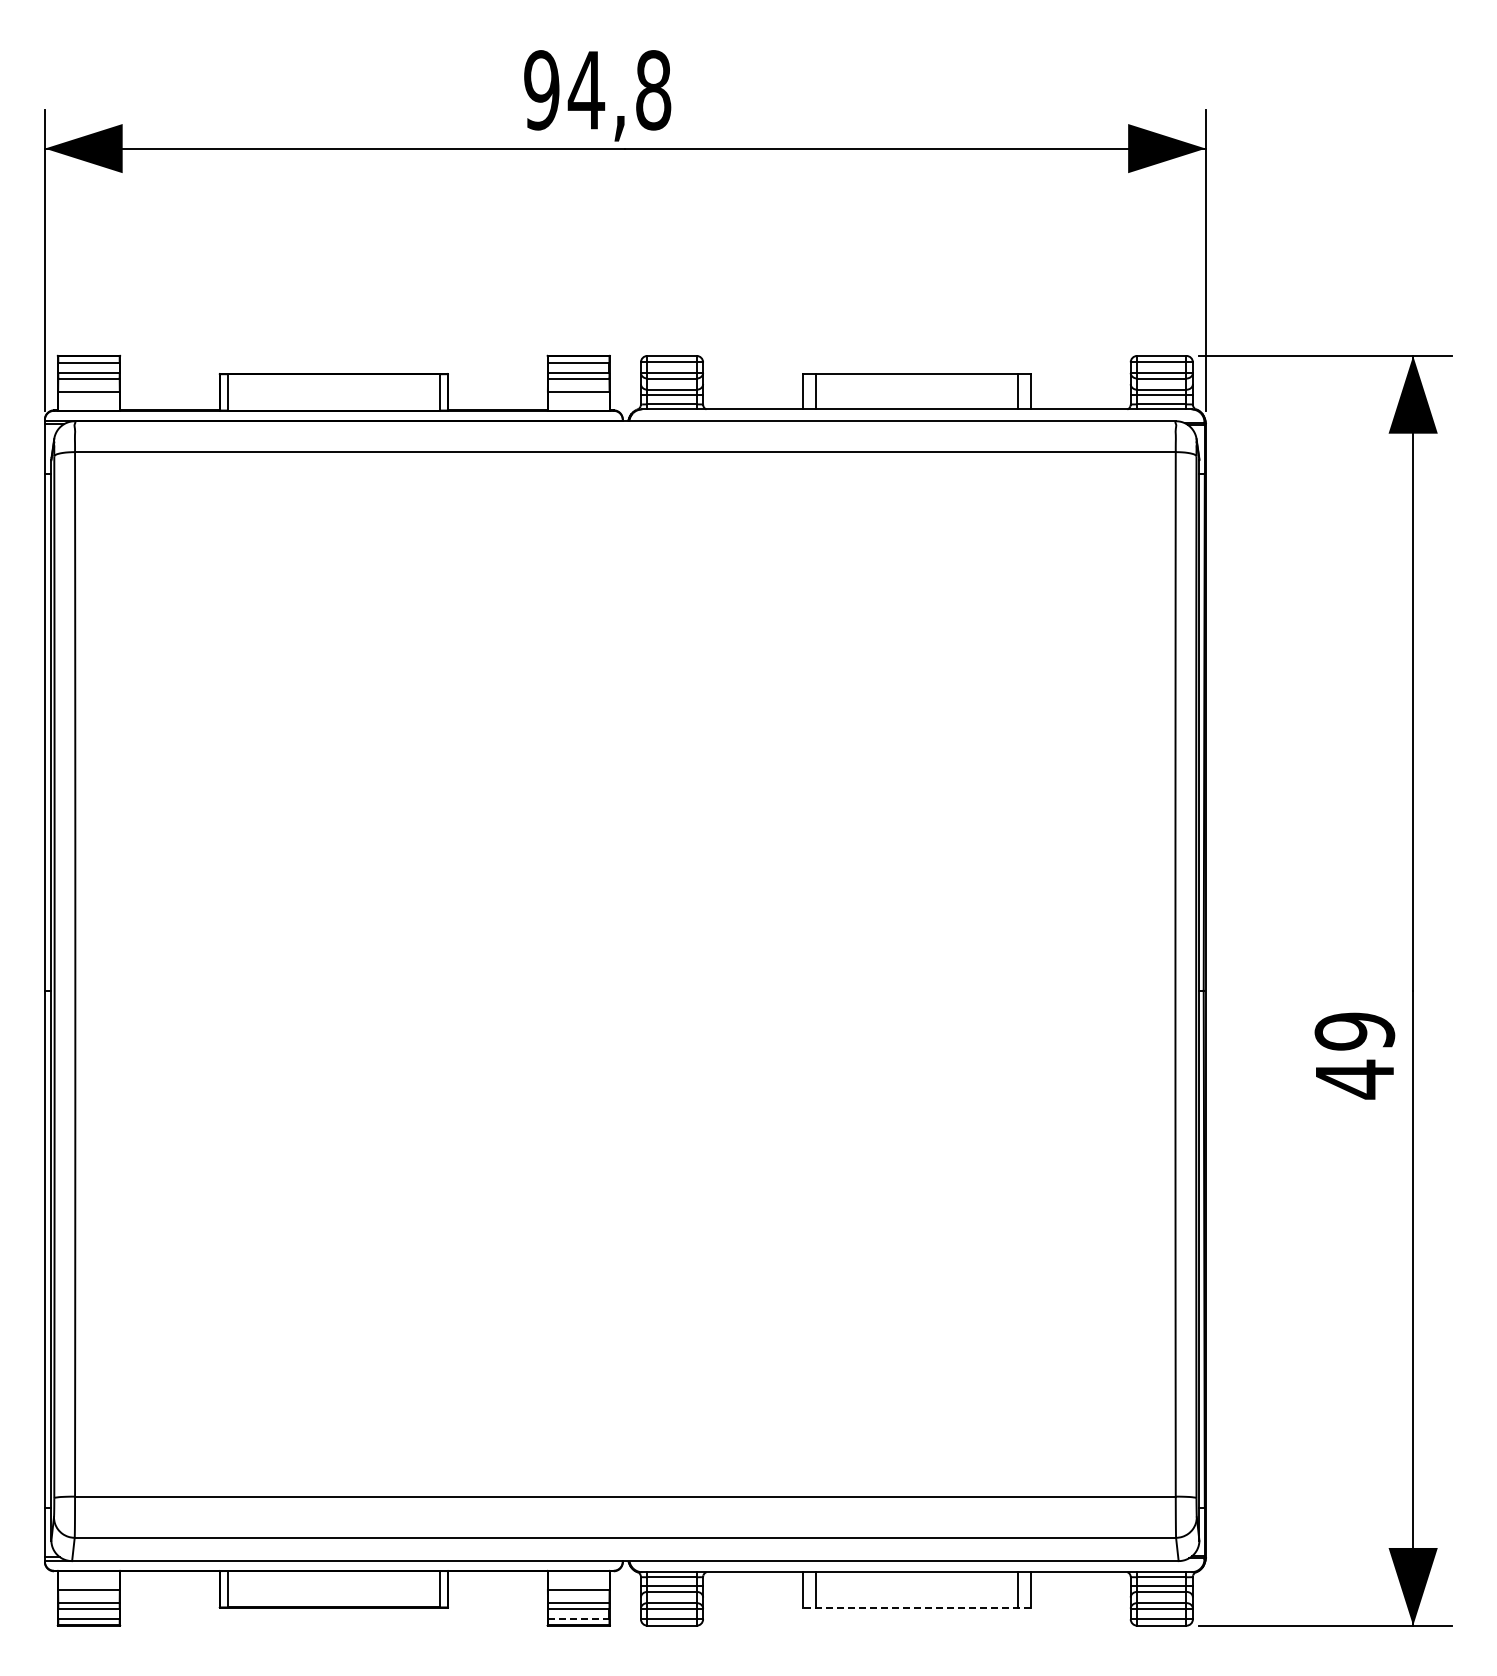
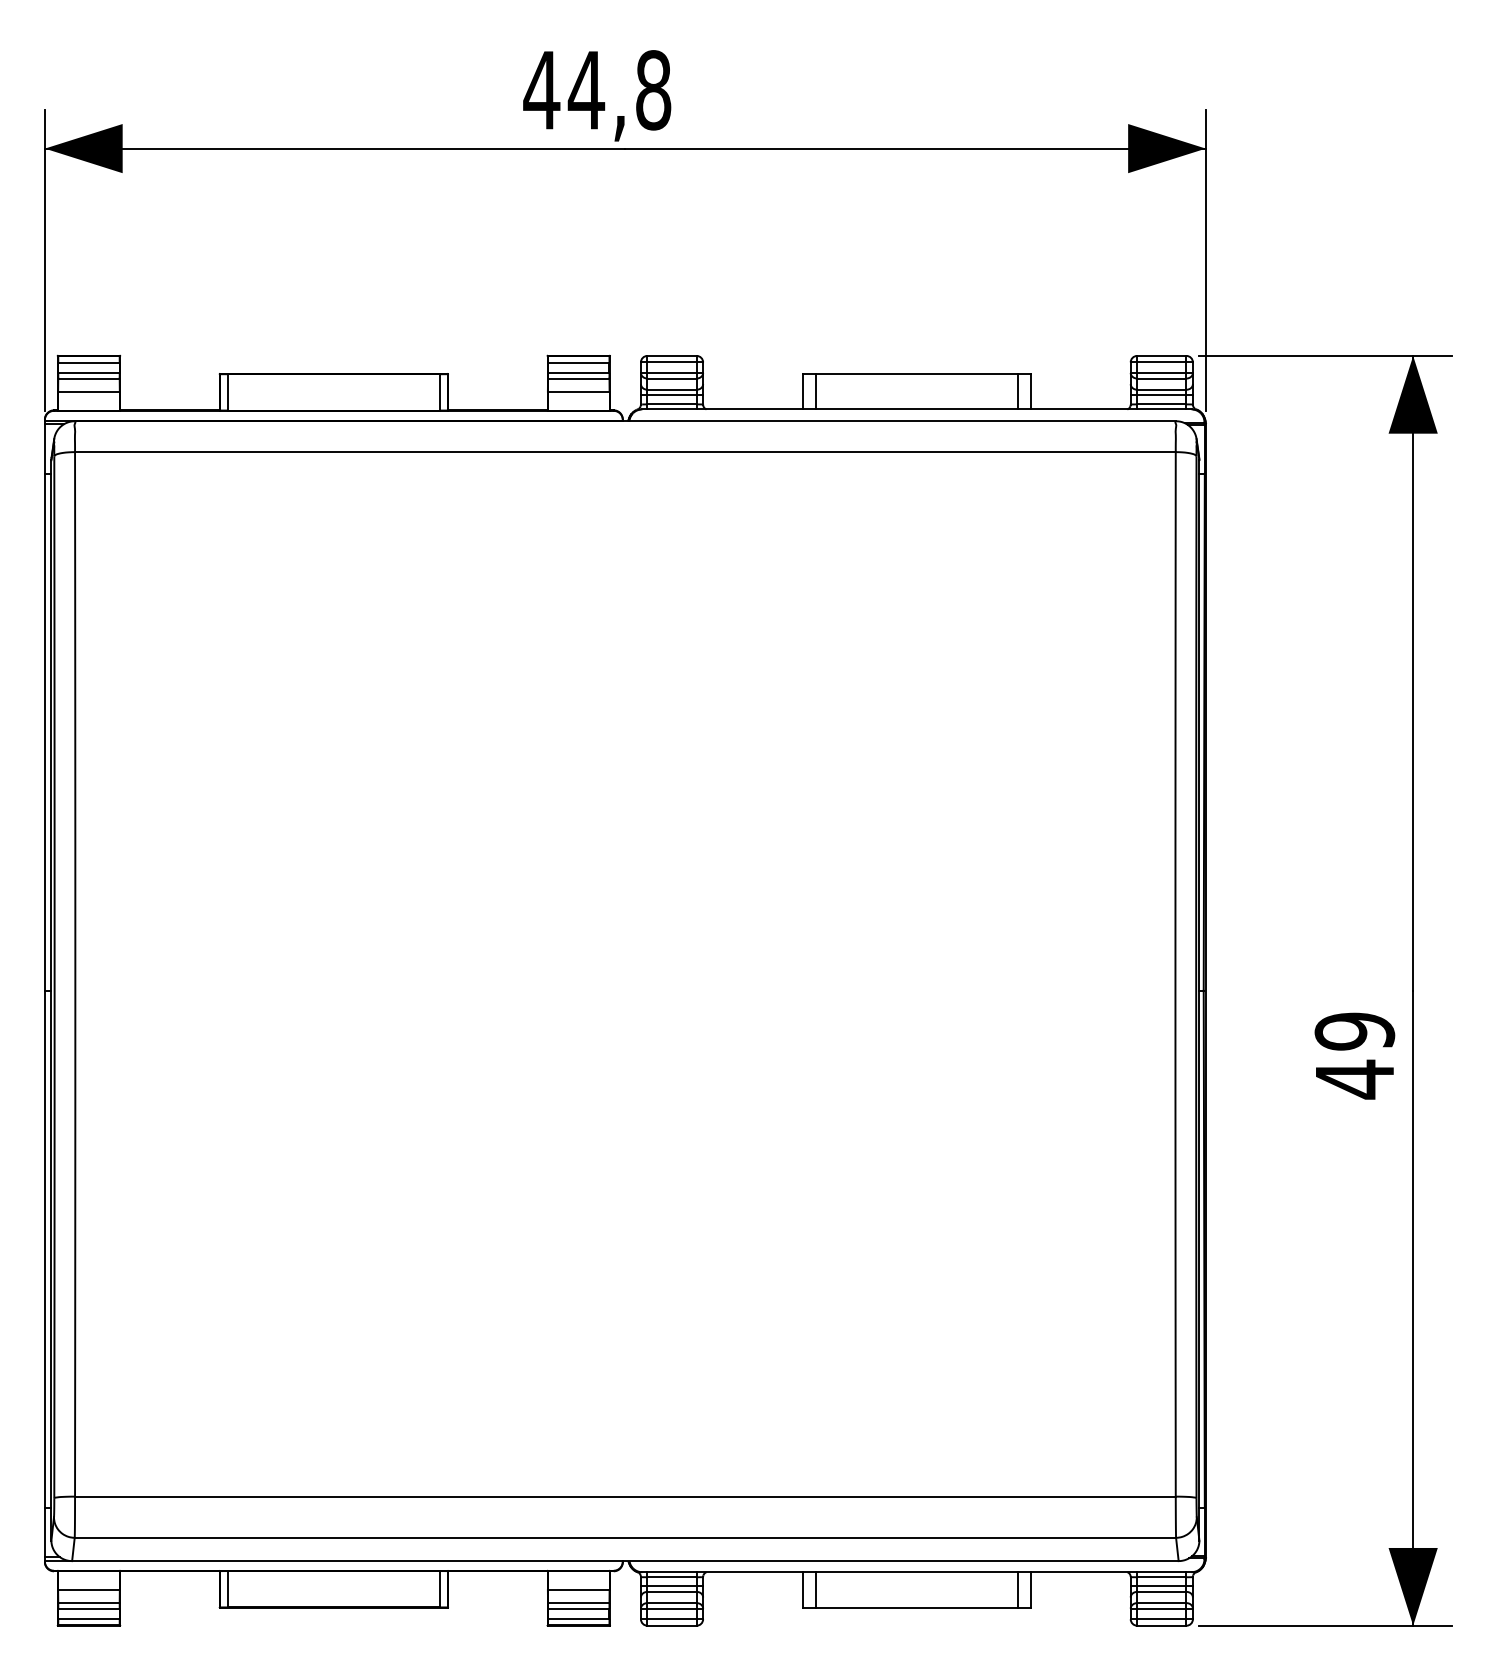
text: 94,8 -> 44,8 (541, 90)
line: dashed -> solid (916, 1607)
line: dashed -> solid (578, 1618)
